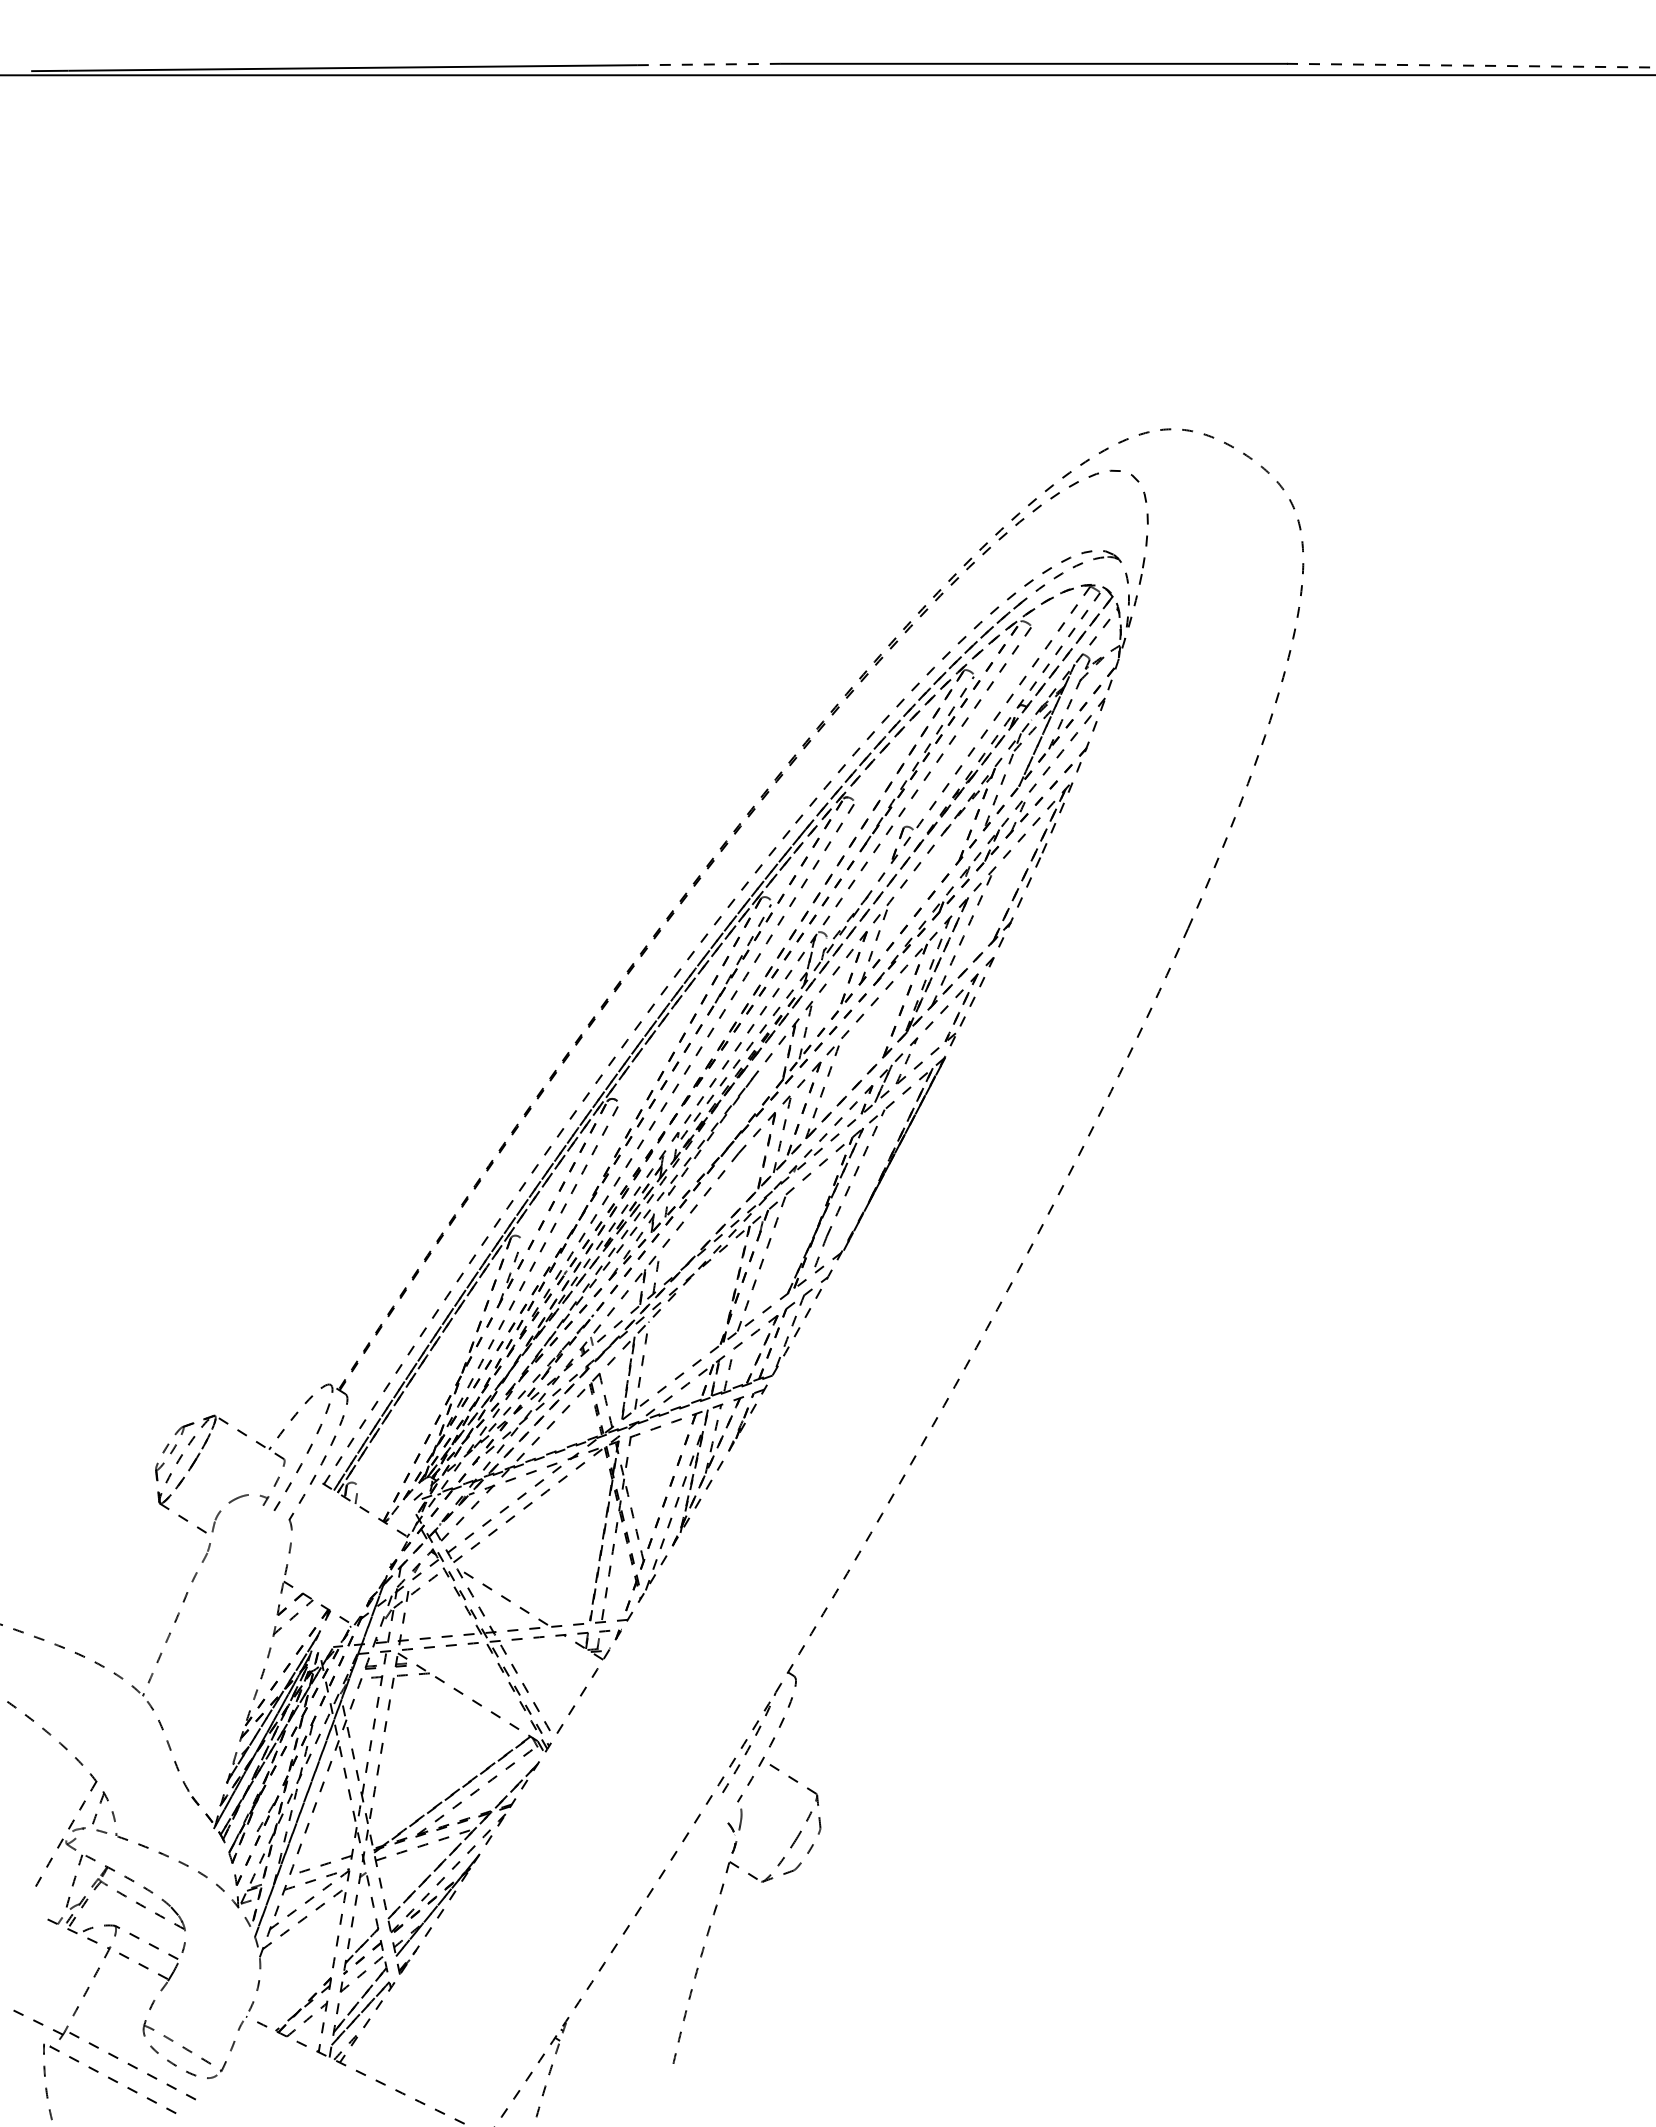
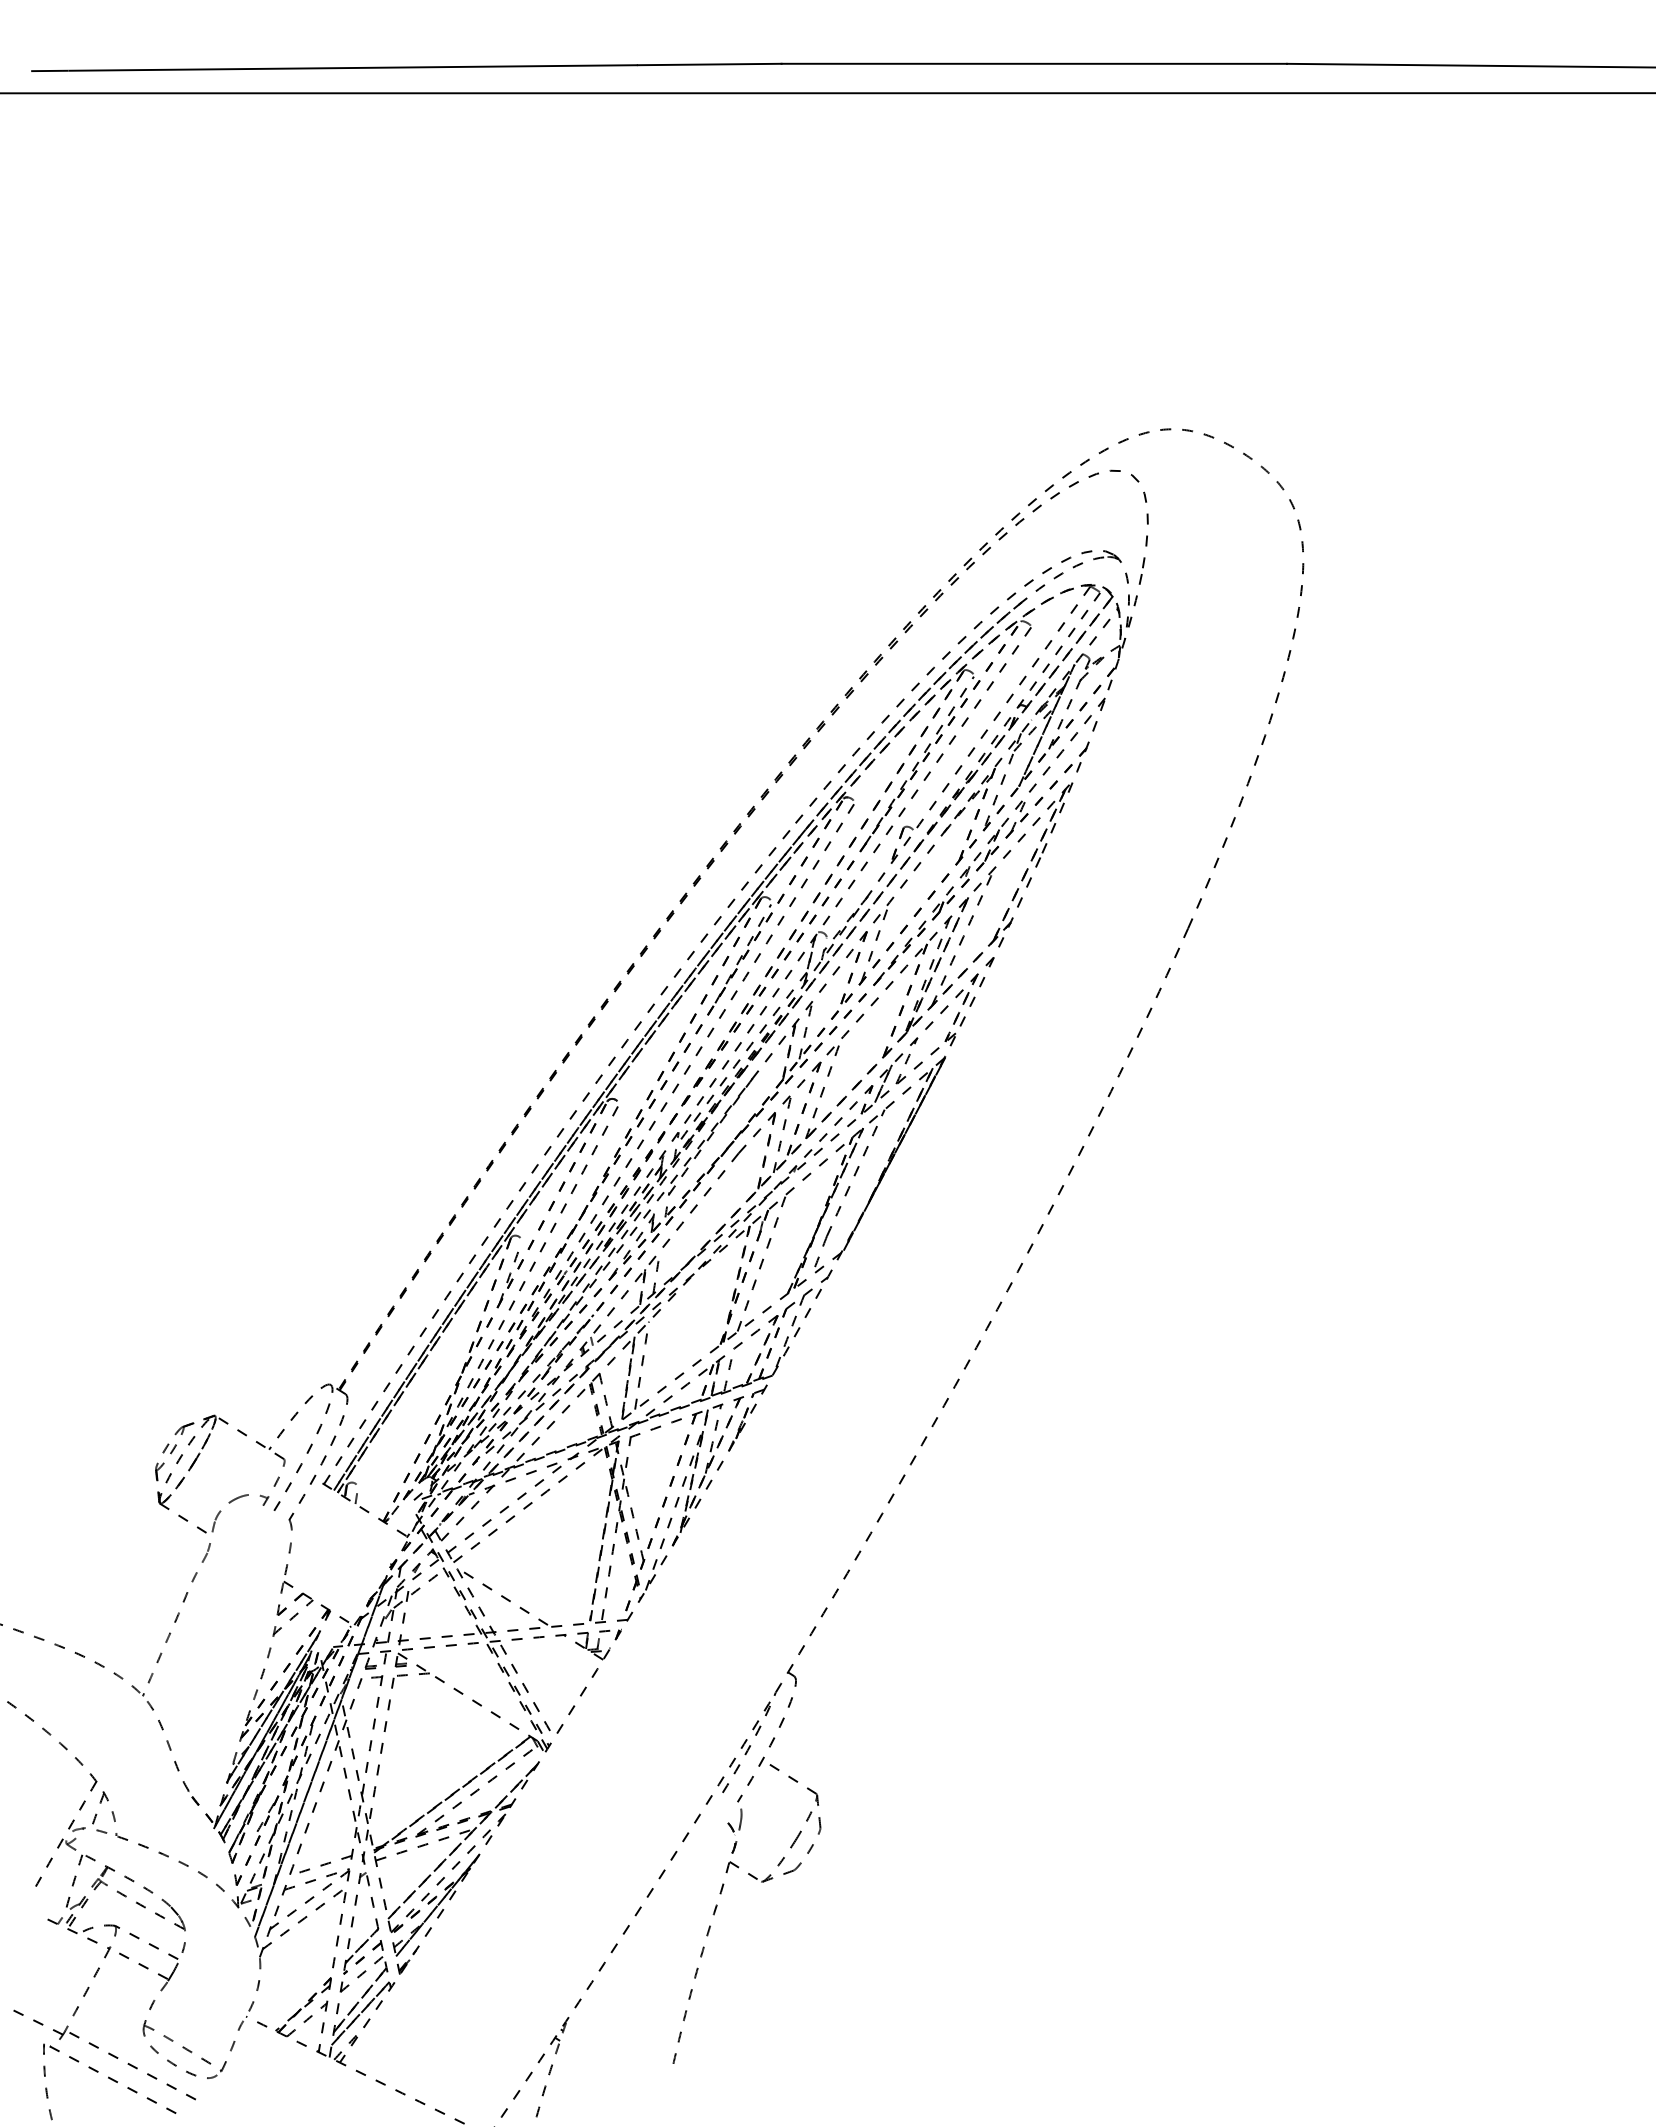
line: dashed -> solid (709, 64)
line: dashed -> solid (1471, 65)
line position: (827, 75) -> (827, 93) (827, 93)
